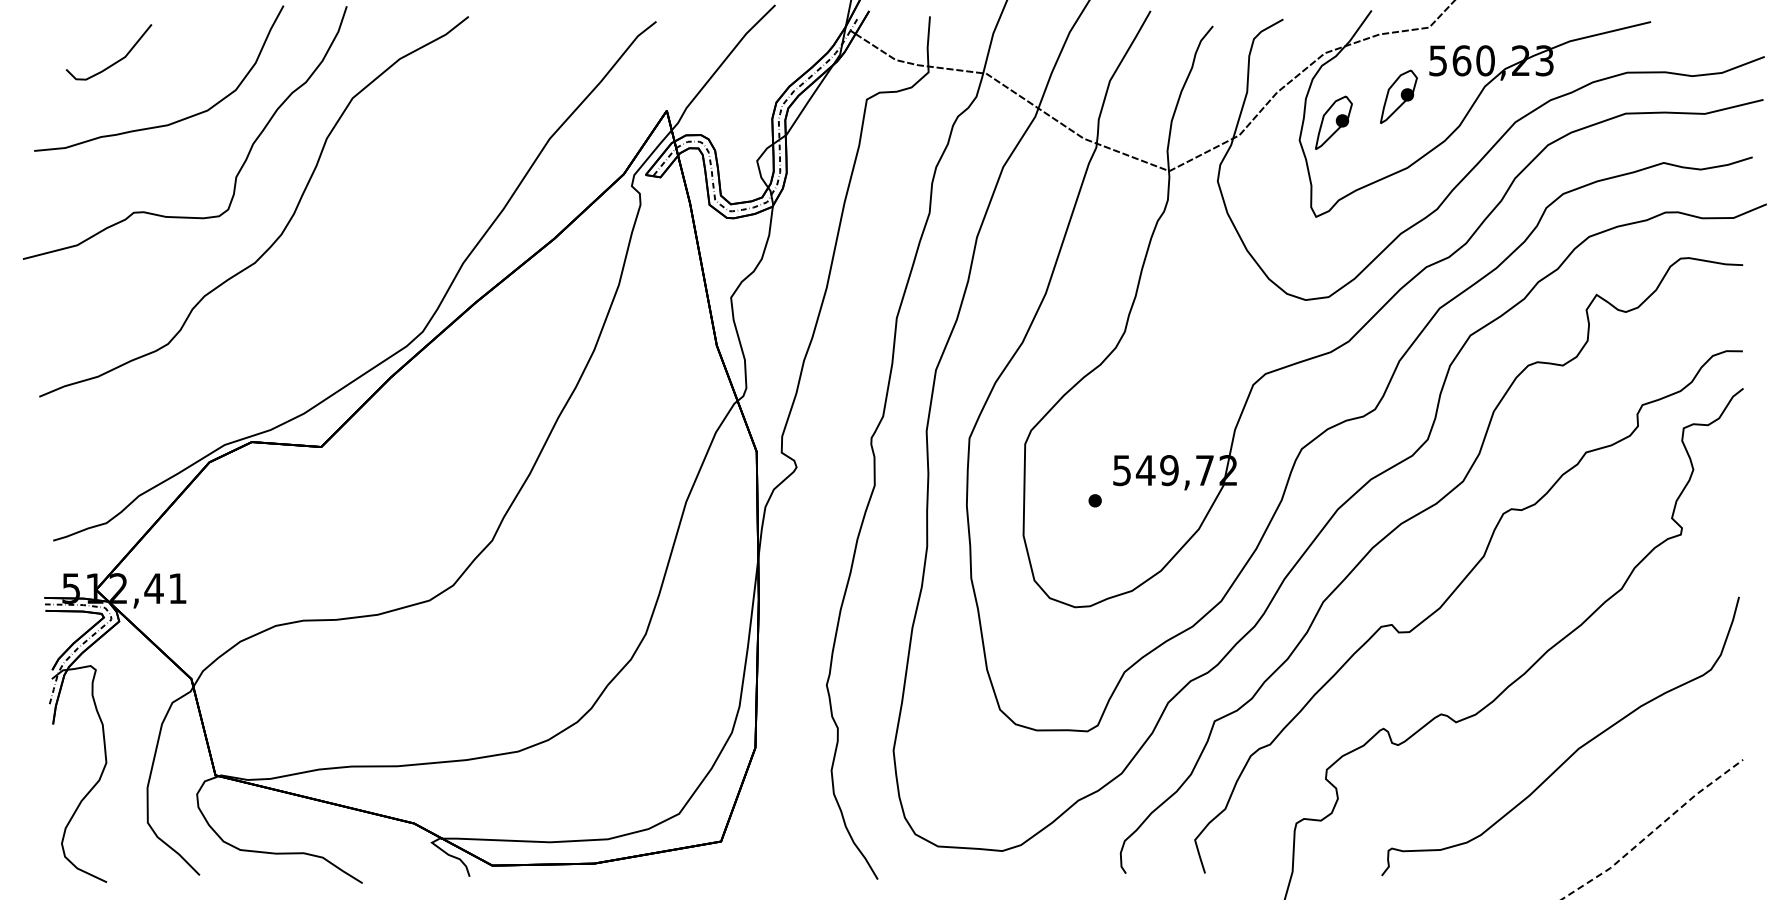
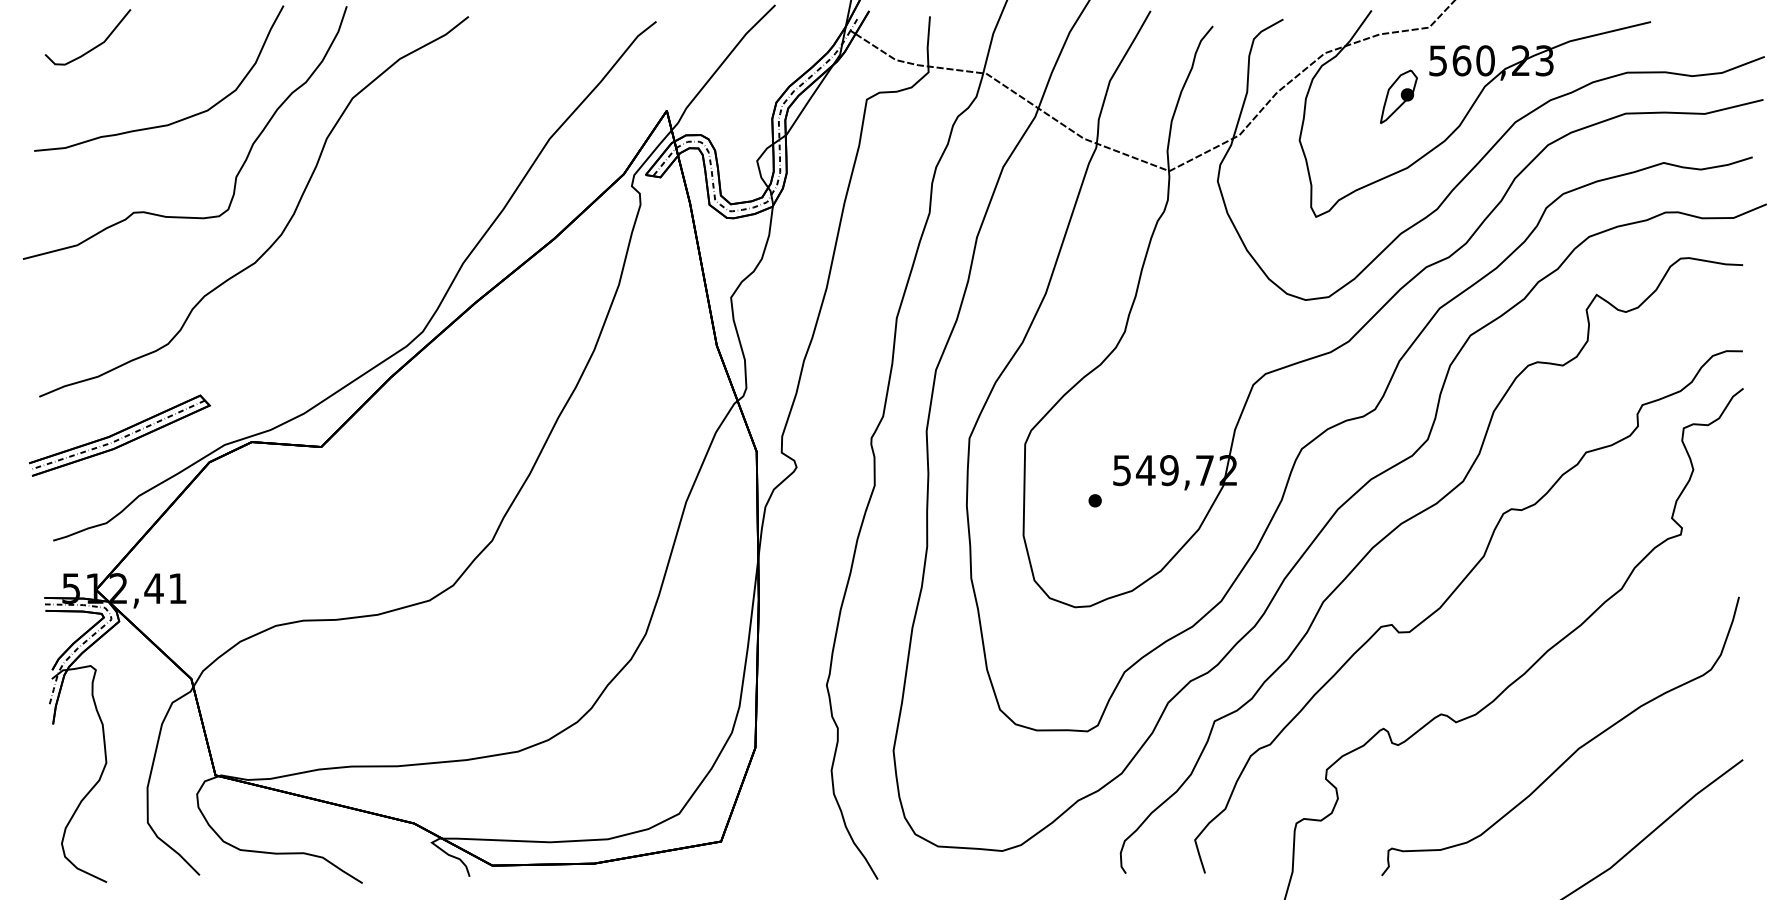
curve position: (114, 62) -> (93, 47) (93, 47)
part: present -> none (1333, 122)
part: none -> present (120, 435)
line: dashed -> solid (1654, 830)
